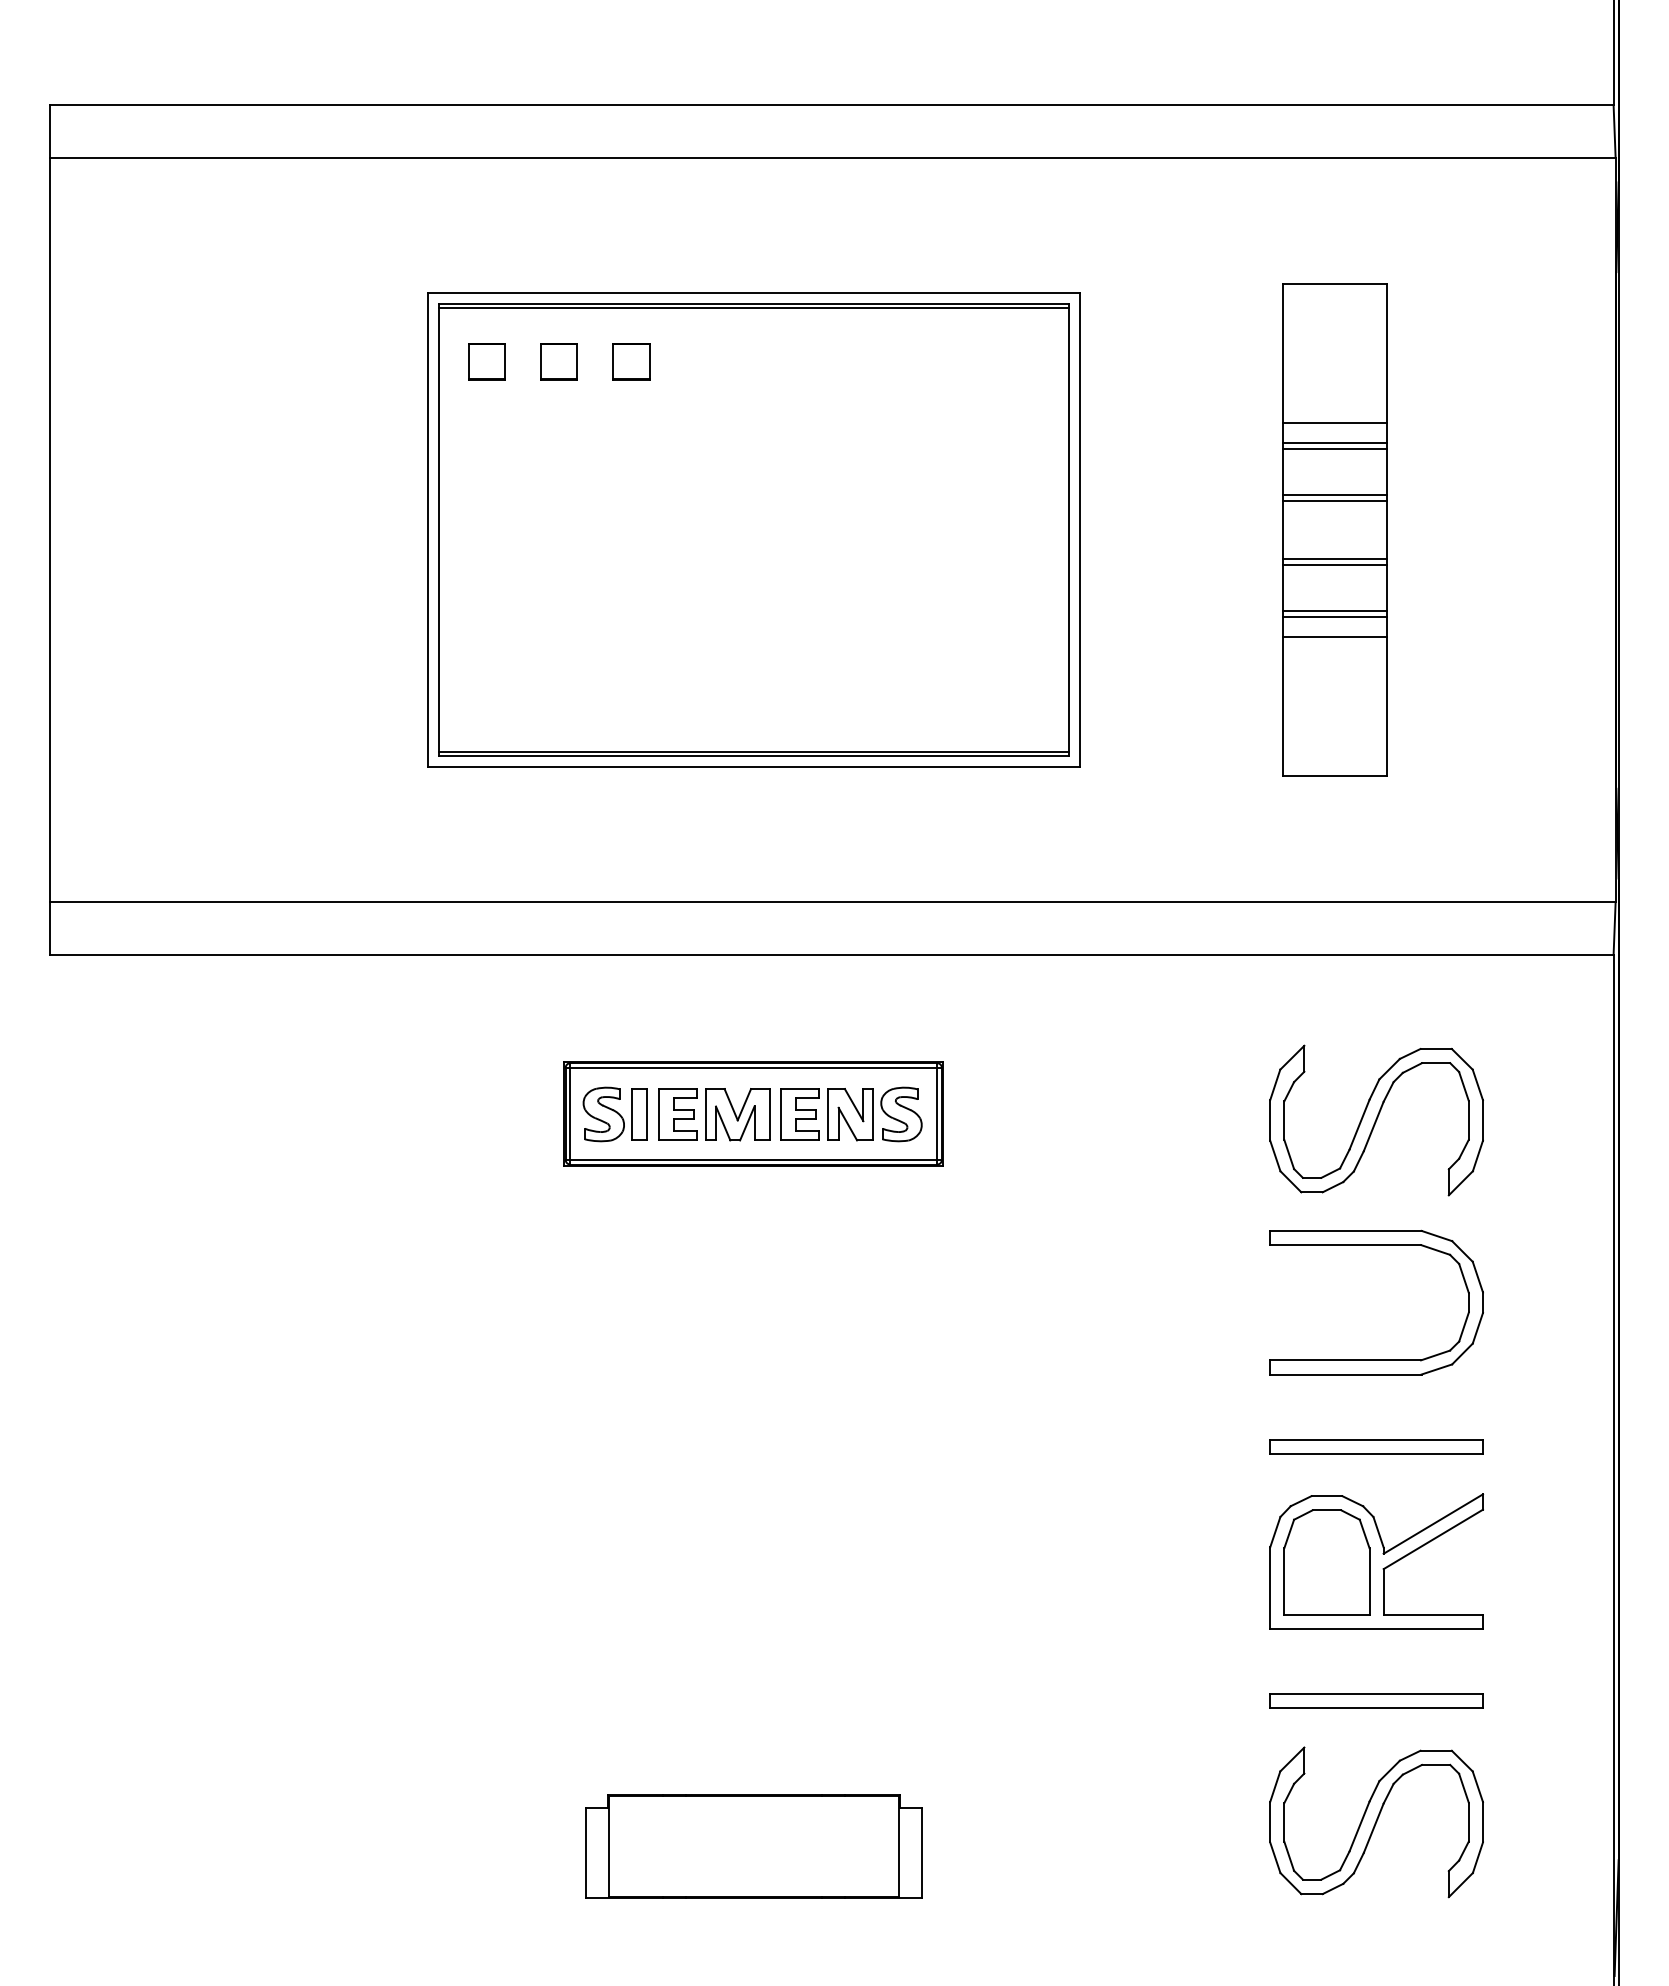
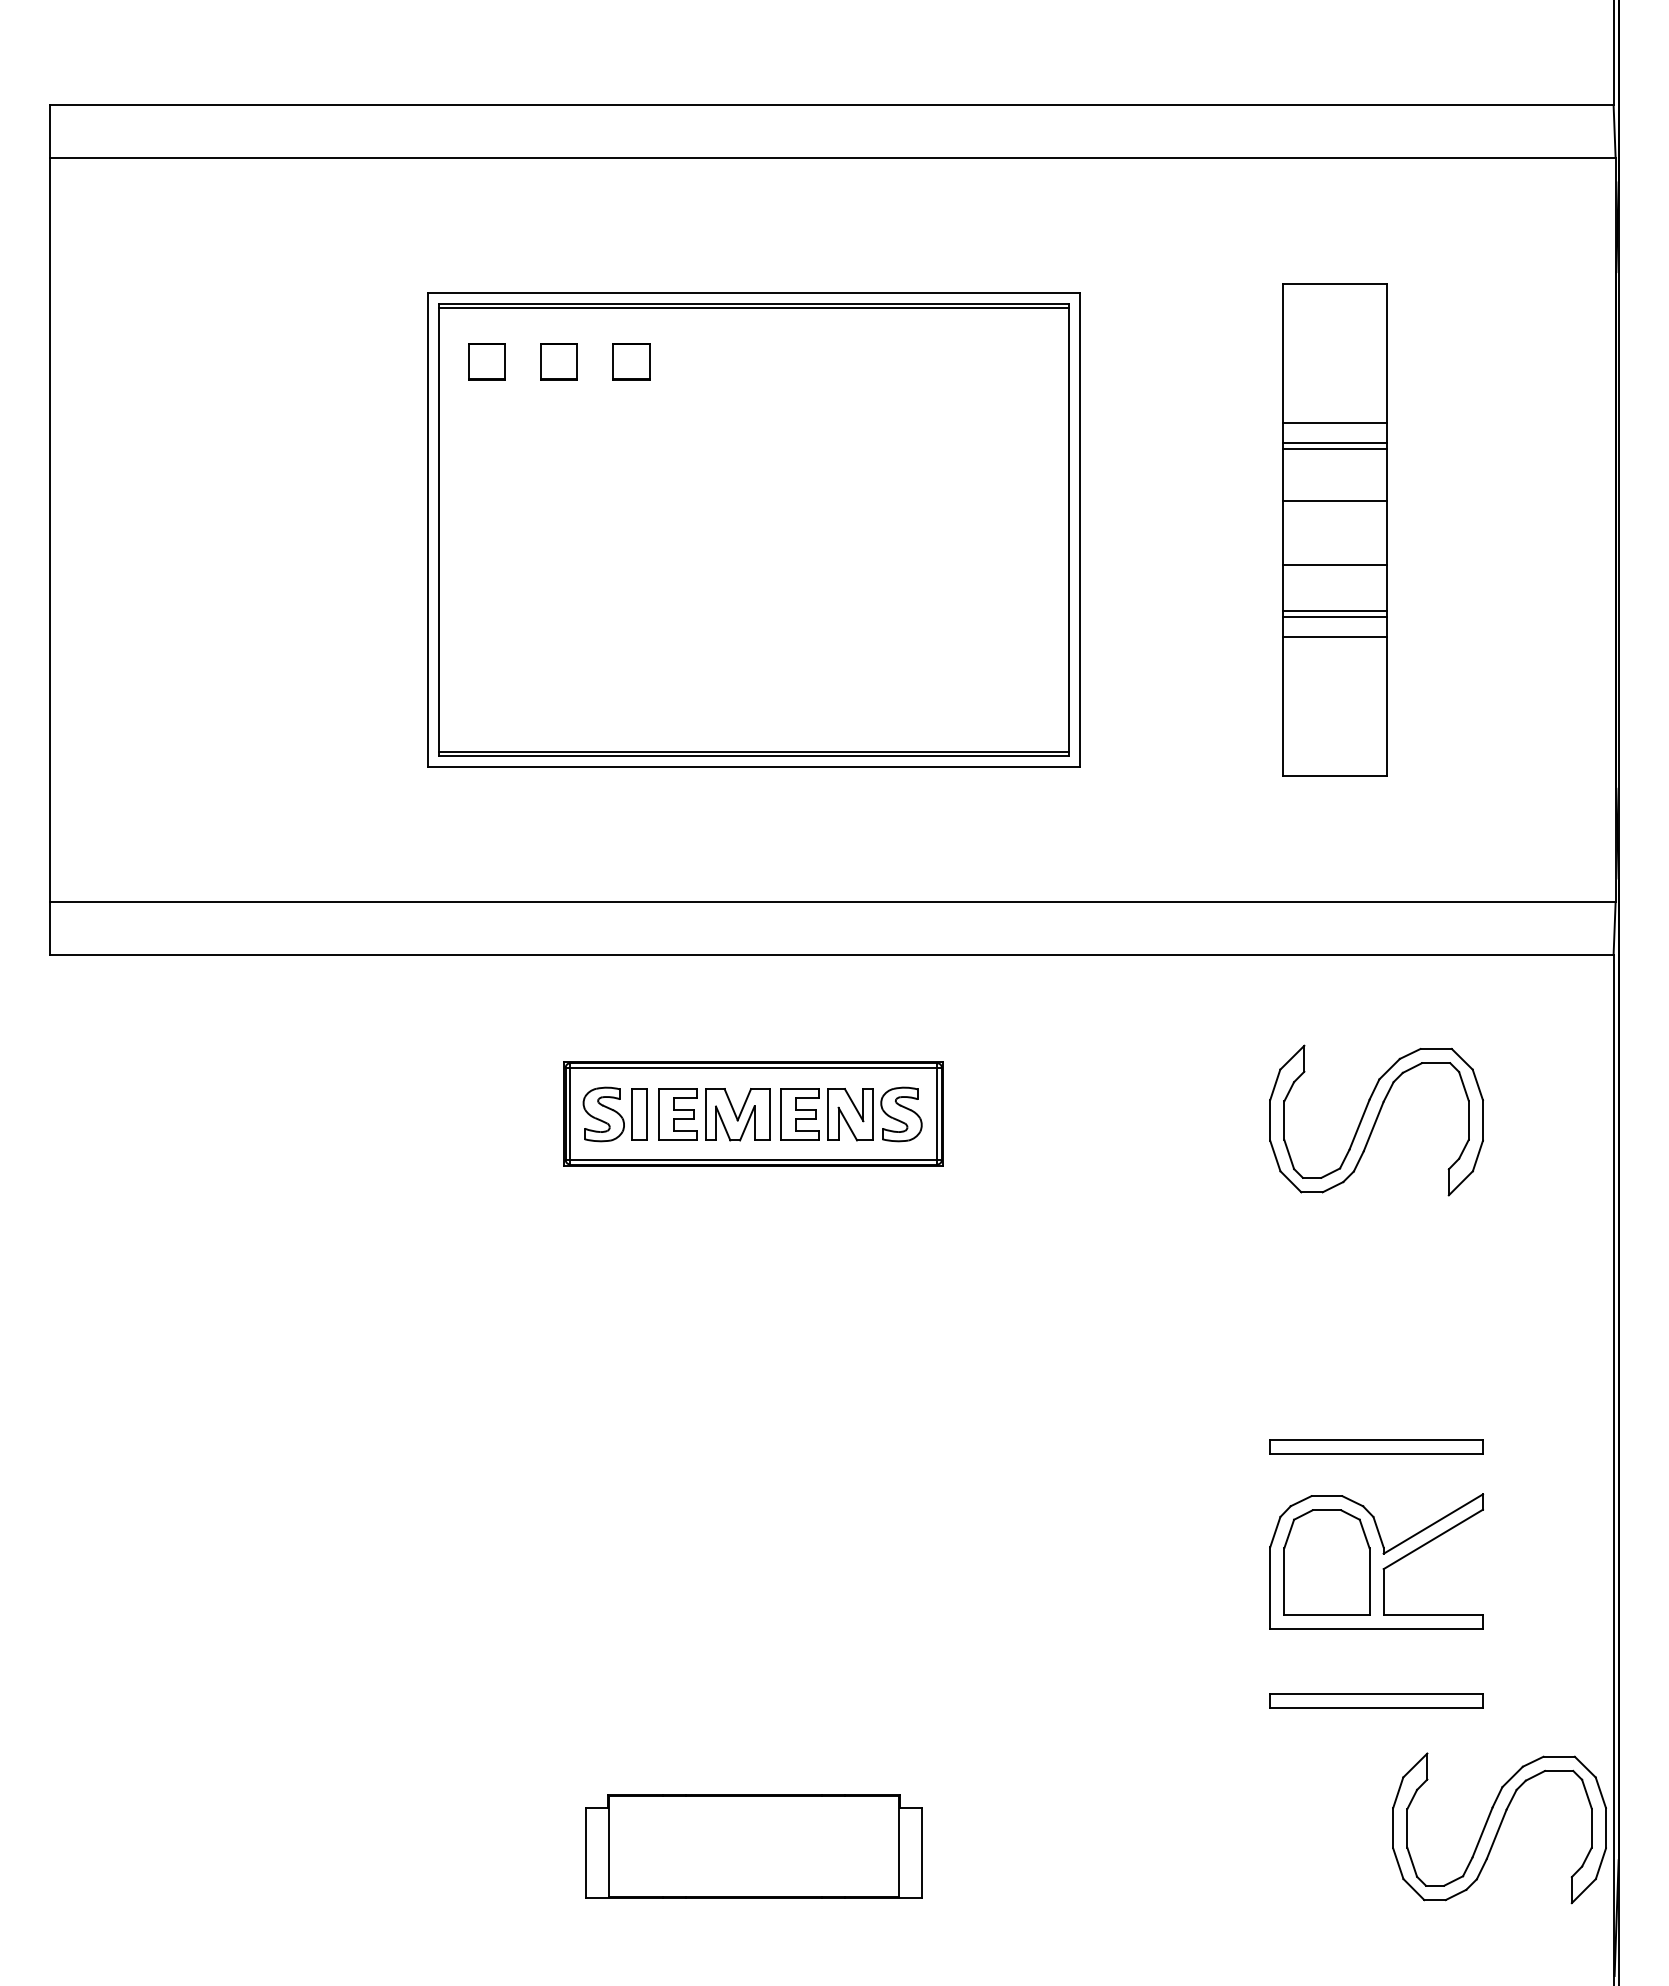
line: present -> none (1334, 495)
line: present -> none (1334, 559)
part: present -> none (1376, 1245)
part position: (1376, 1822) -> (1499, 1828) (1499, 1828)
